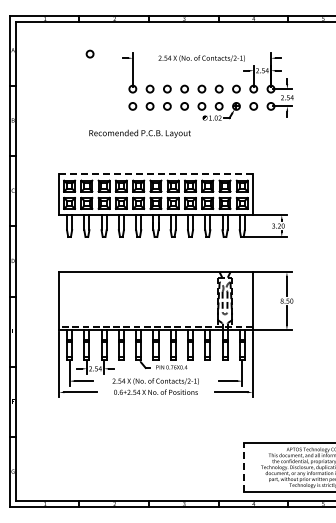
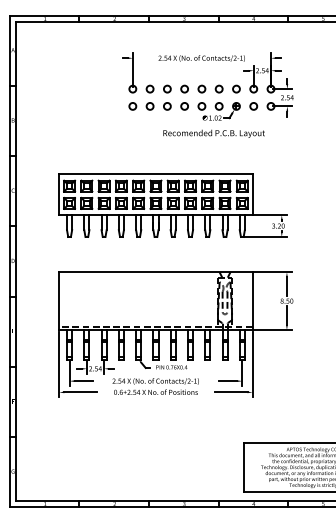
circle: present -> none (89, 53)
text position: (139, 133) -> (213, 133) (213, 133)
line: dashed -> solid (155, 174)
line: dashed -> solid (243, 467)
